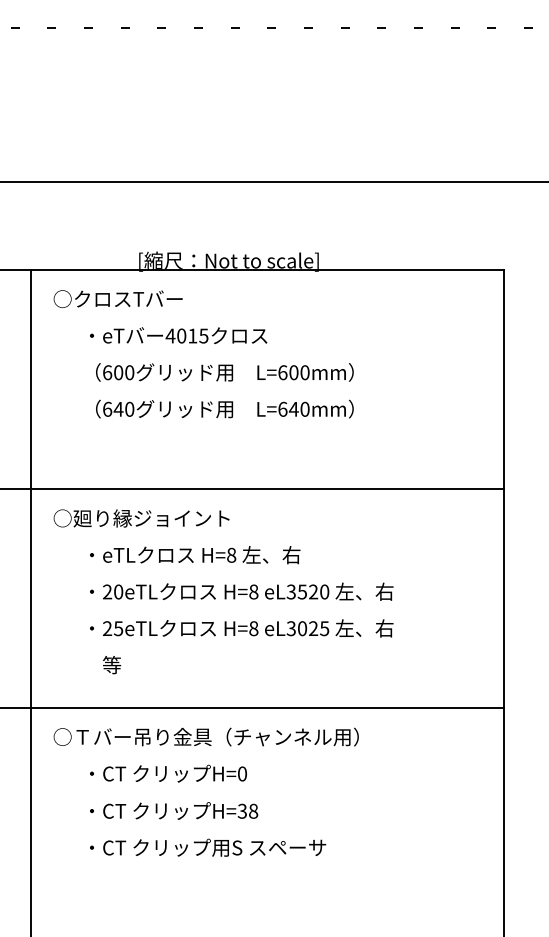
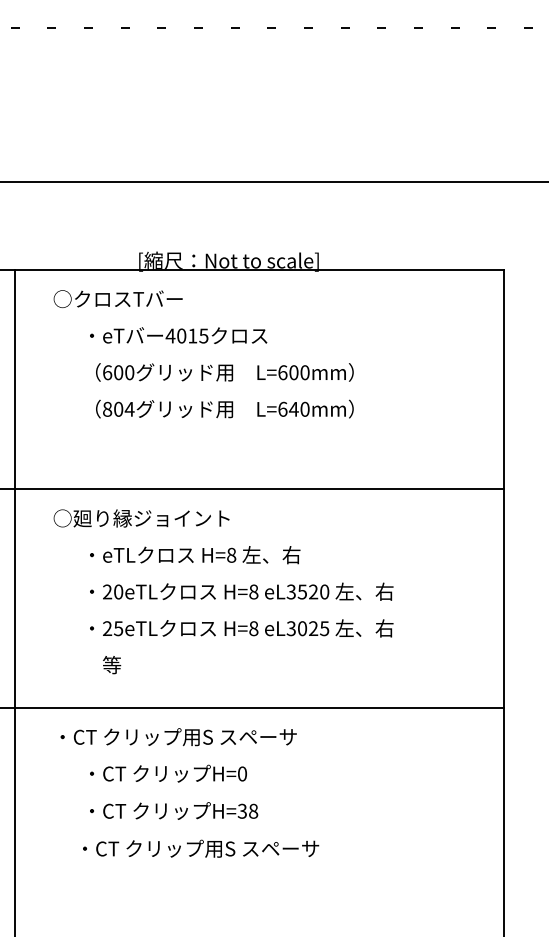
text: 640 -> 804 (118, 408)
line position: (30, 601) -> (14, 601) (14, 601)
text: ○Ｔバー吊り金具（チャンネル用） -> ・CT クリップ用S スペーサ (205, 736)
text position: (208, 847) -> (201, 848) (201, 848)
